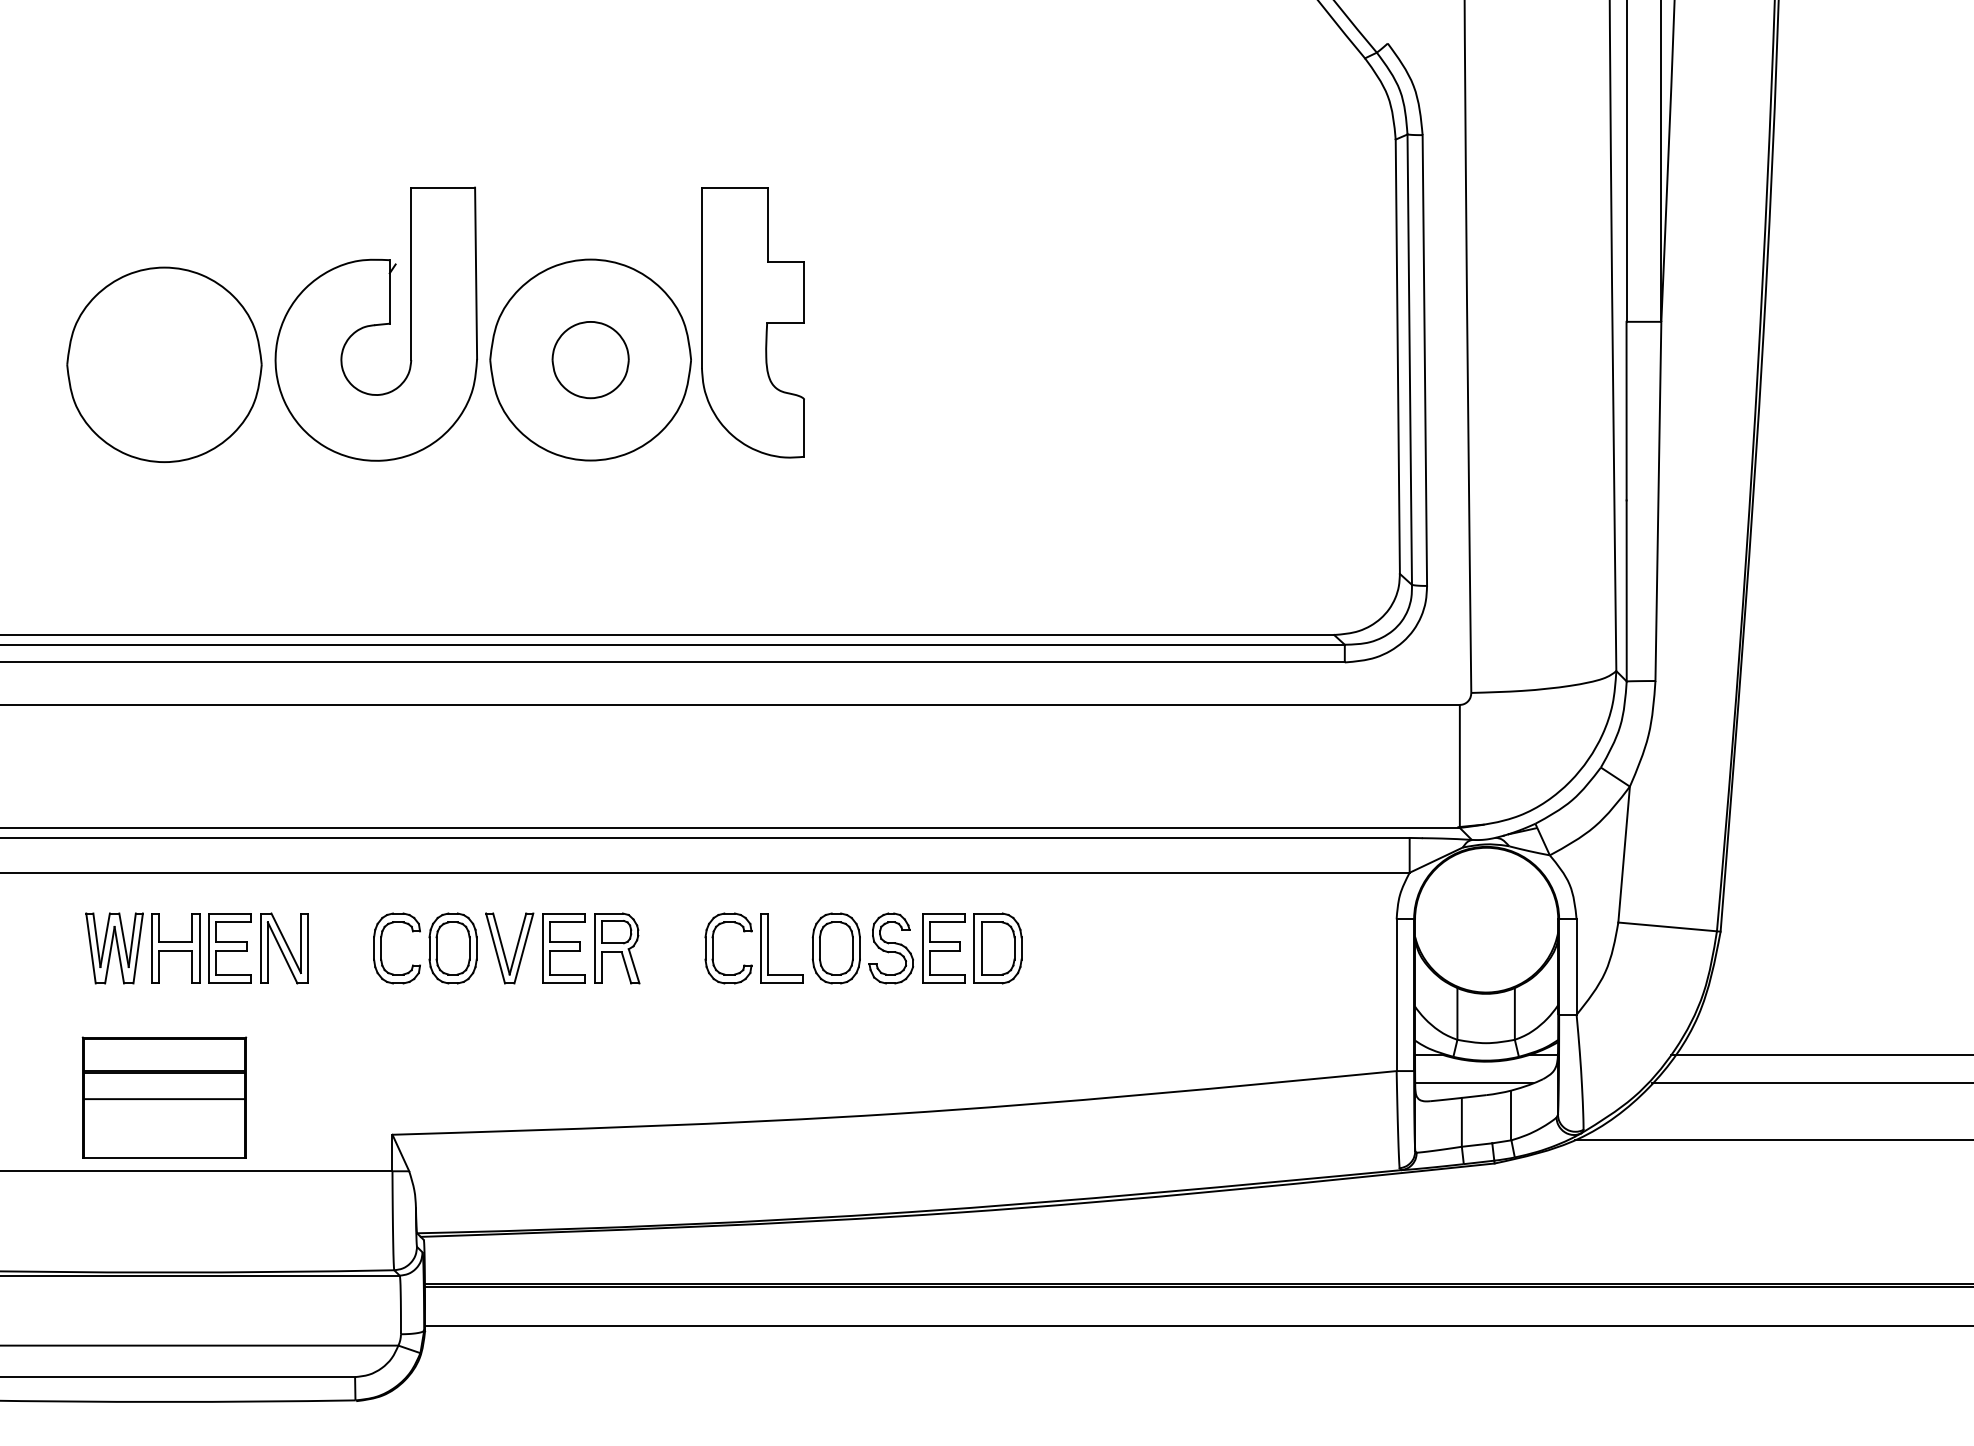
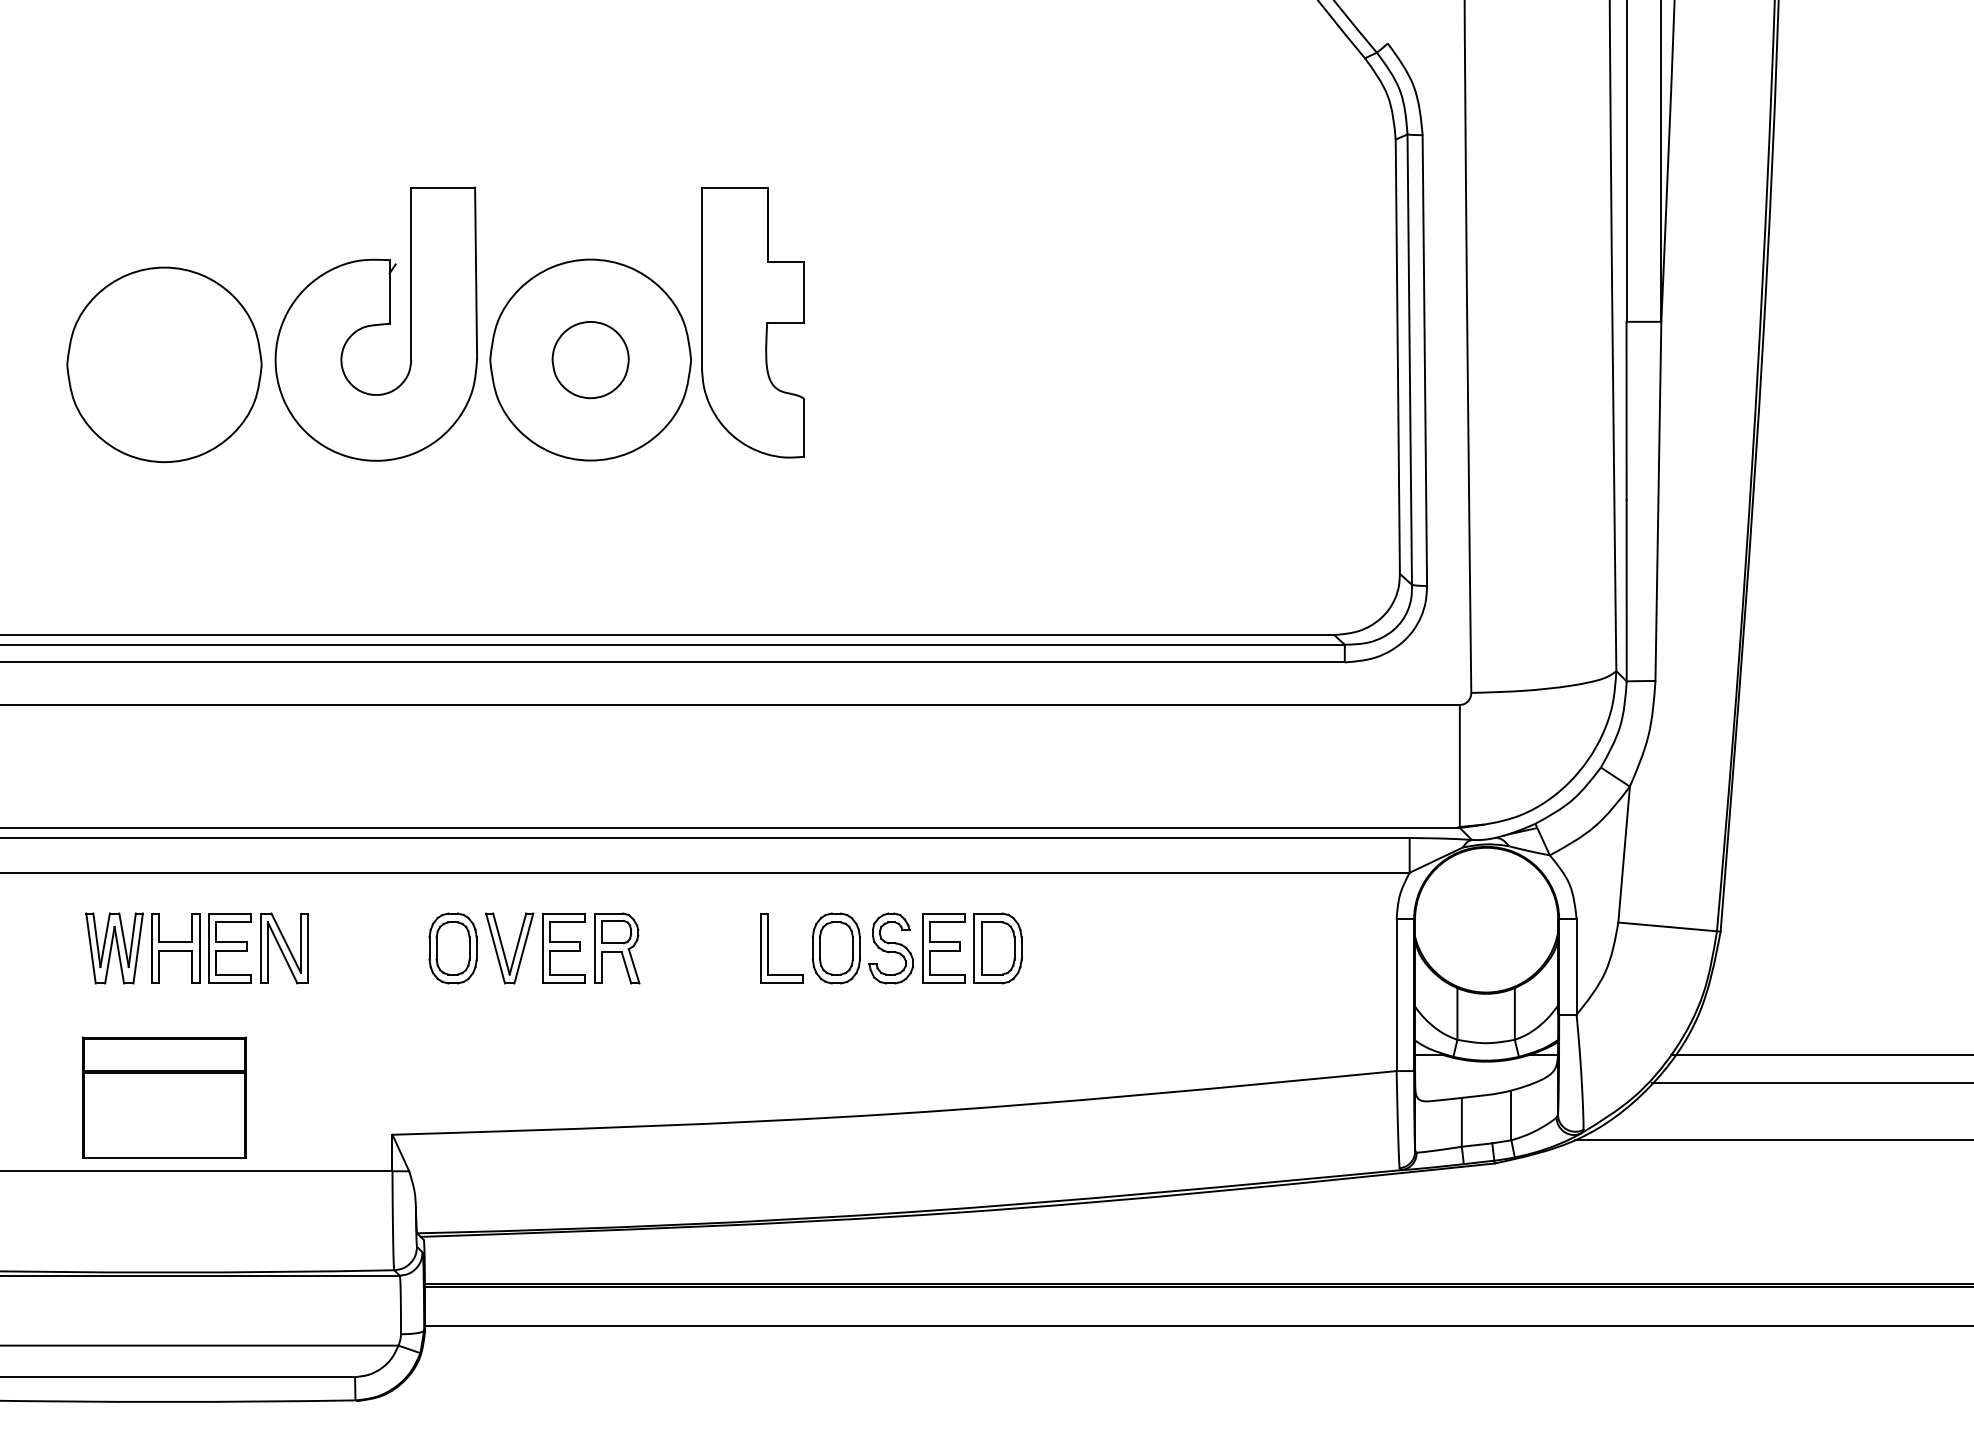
part: present -> none (381, 948)
part: present -> none (713, 948)
line: present -> none (1474, 1083)
line: present -> none (164, 1099)
